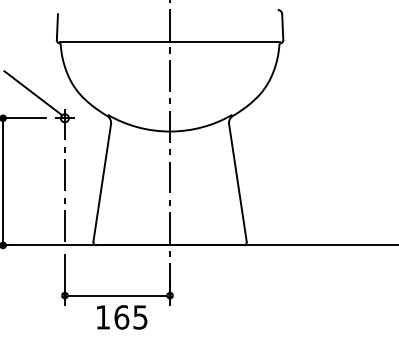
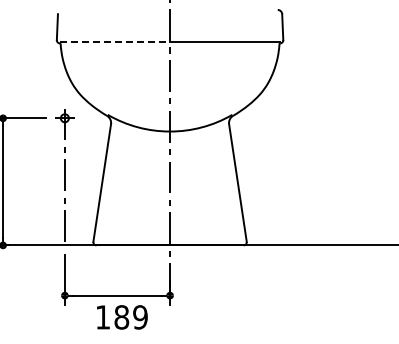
line: solid -> dashed (115, 42)
line: present -> none (33, 93)
text: 165 -> 189 (130, 317)
